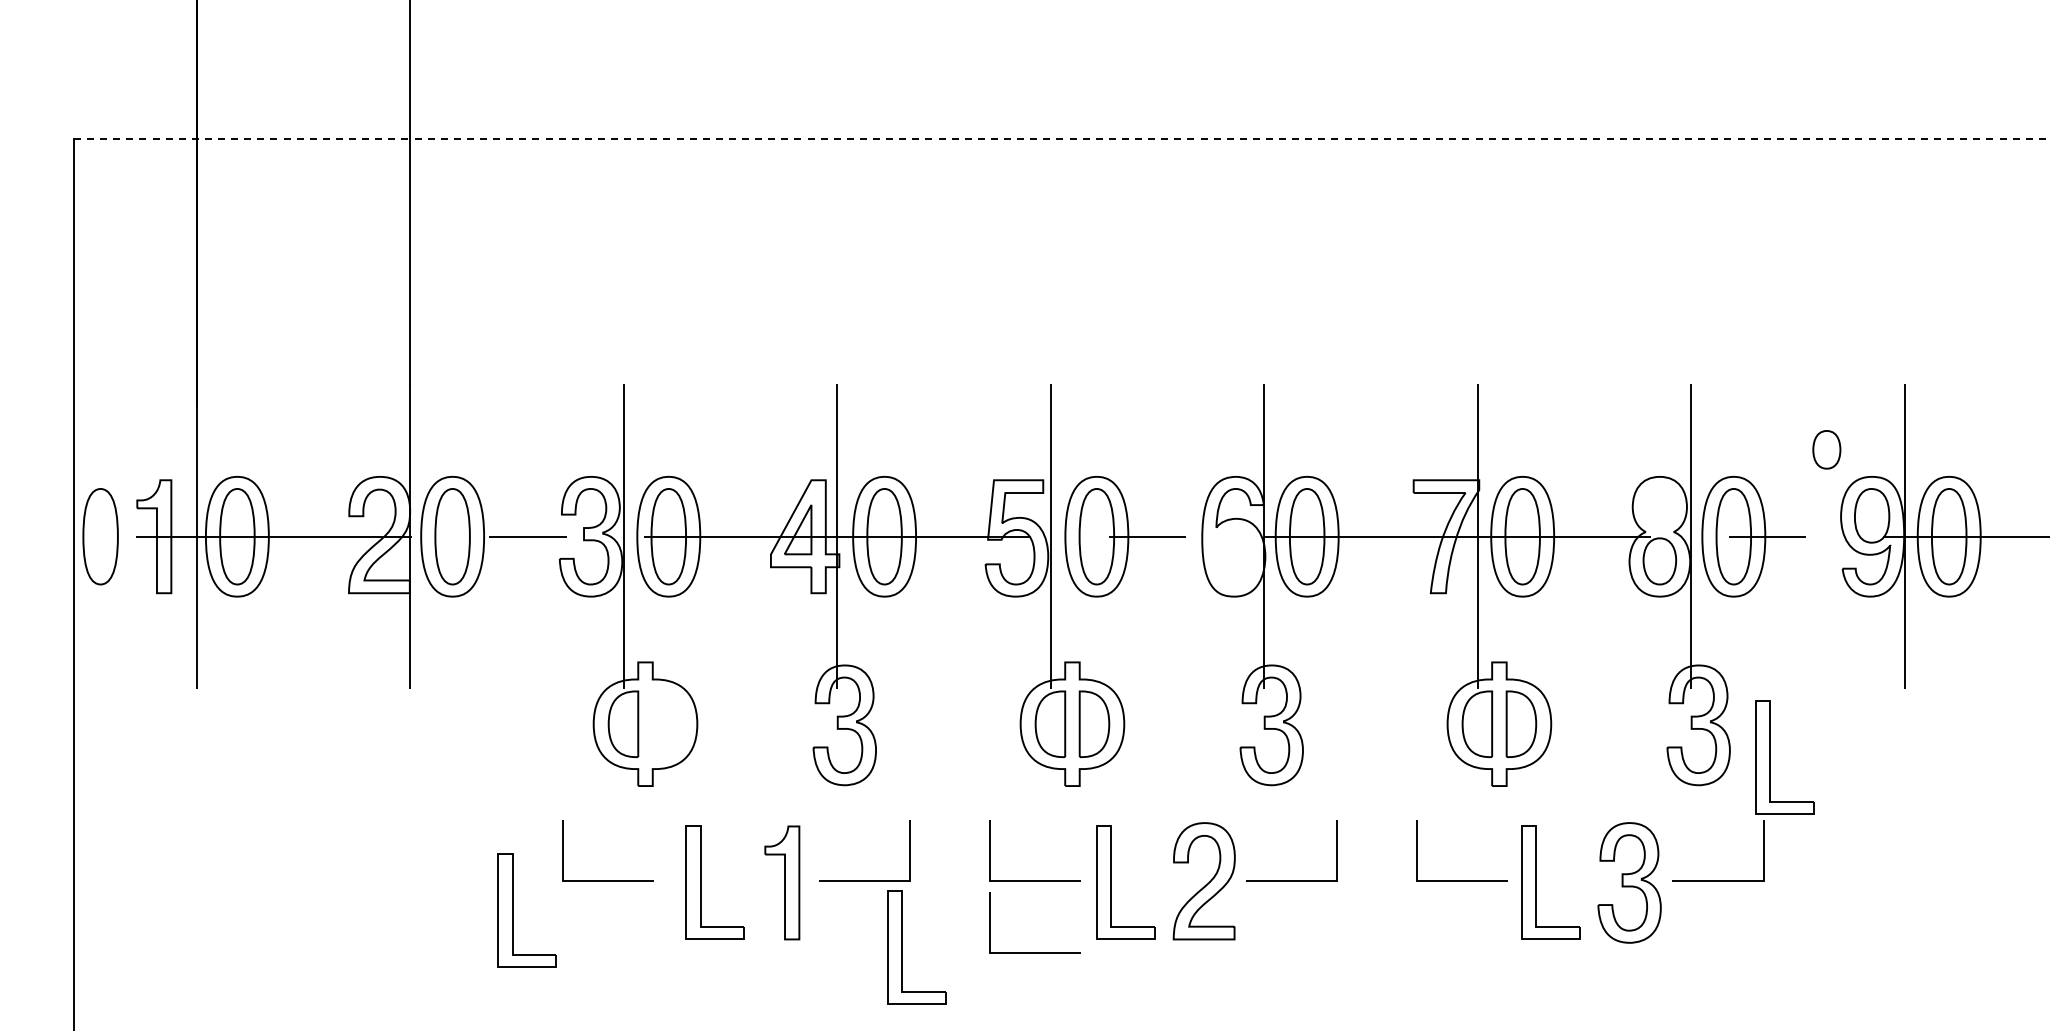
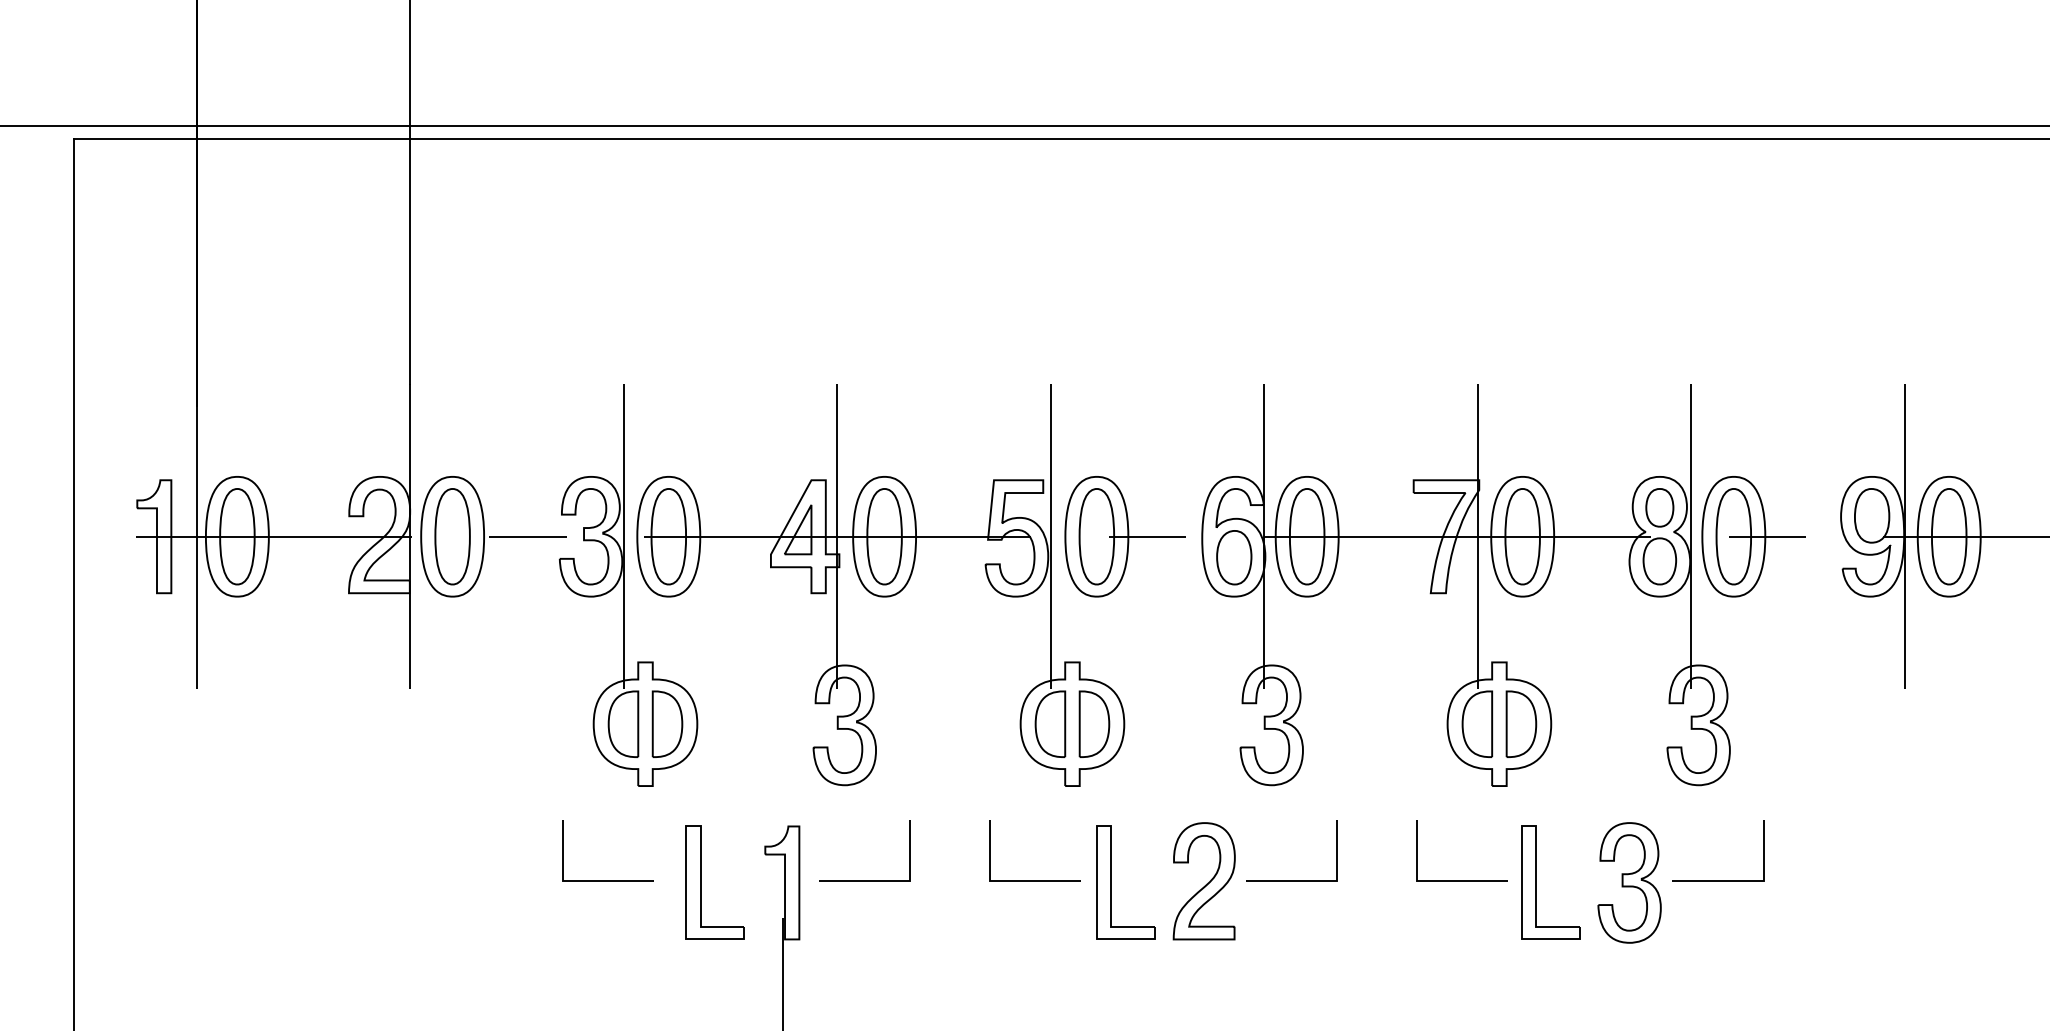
line: none -> present (1024, 125)
line: dashed -> solid (1061, 139)
part position: (1826, 449) -> (1659, 507) (1659, 507)
part: present -> none (100, 536)
part: none -> present (1234, 557)
part: none -> present (667, 723)
part: present -> none (1770, 757)
part: present -> none (513, 910)
part: present -> none (902, 947)
curve: present -> none (1034, 952)
line: none -> present (782, 972)
